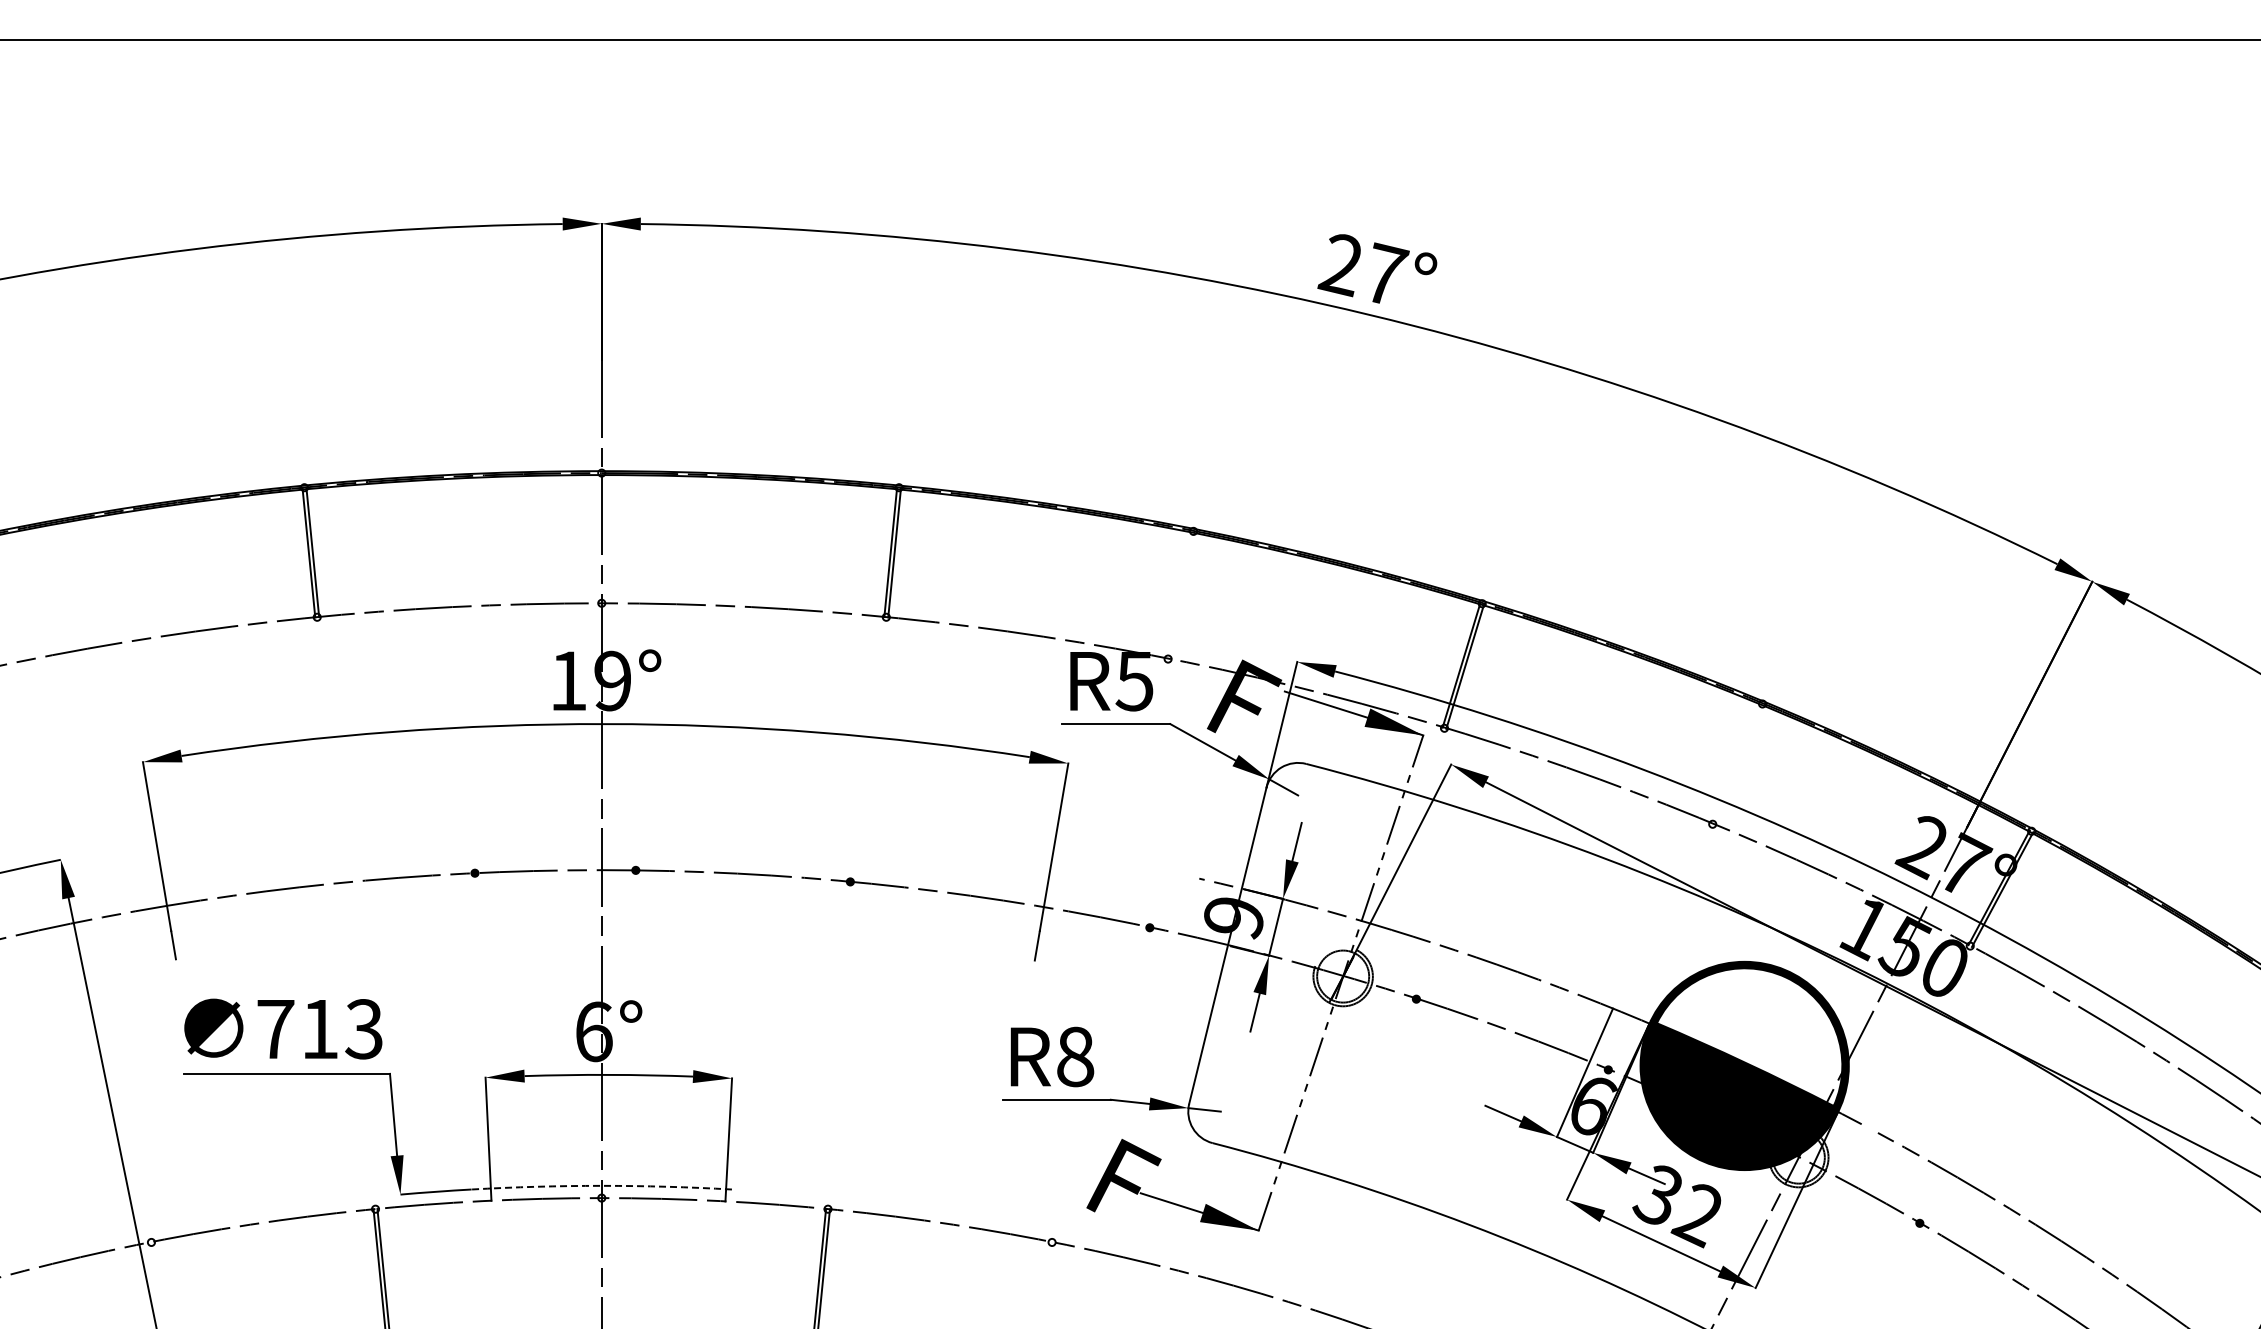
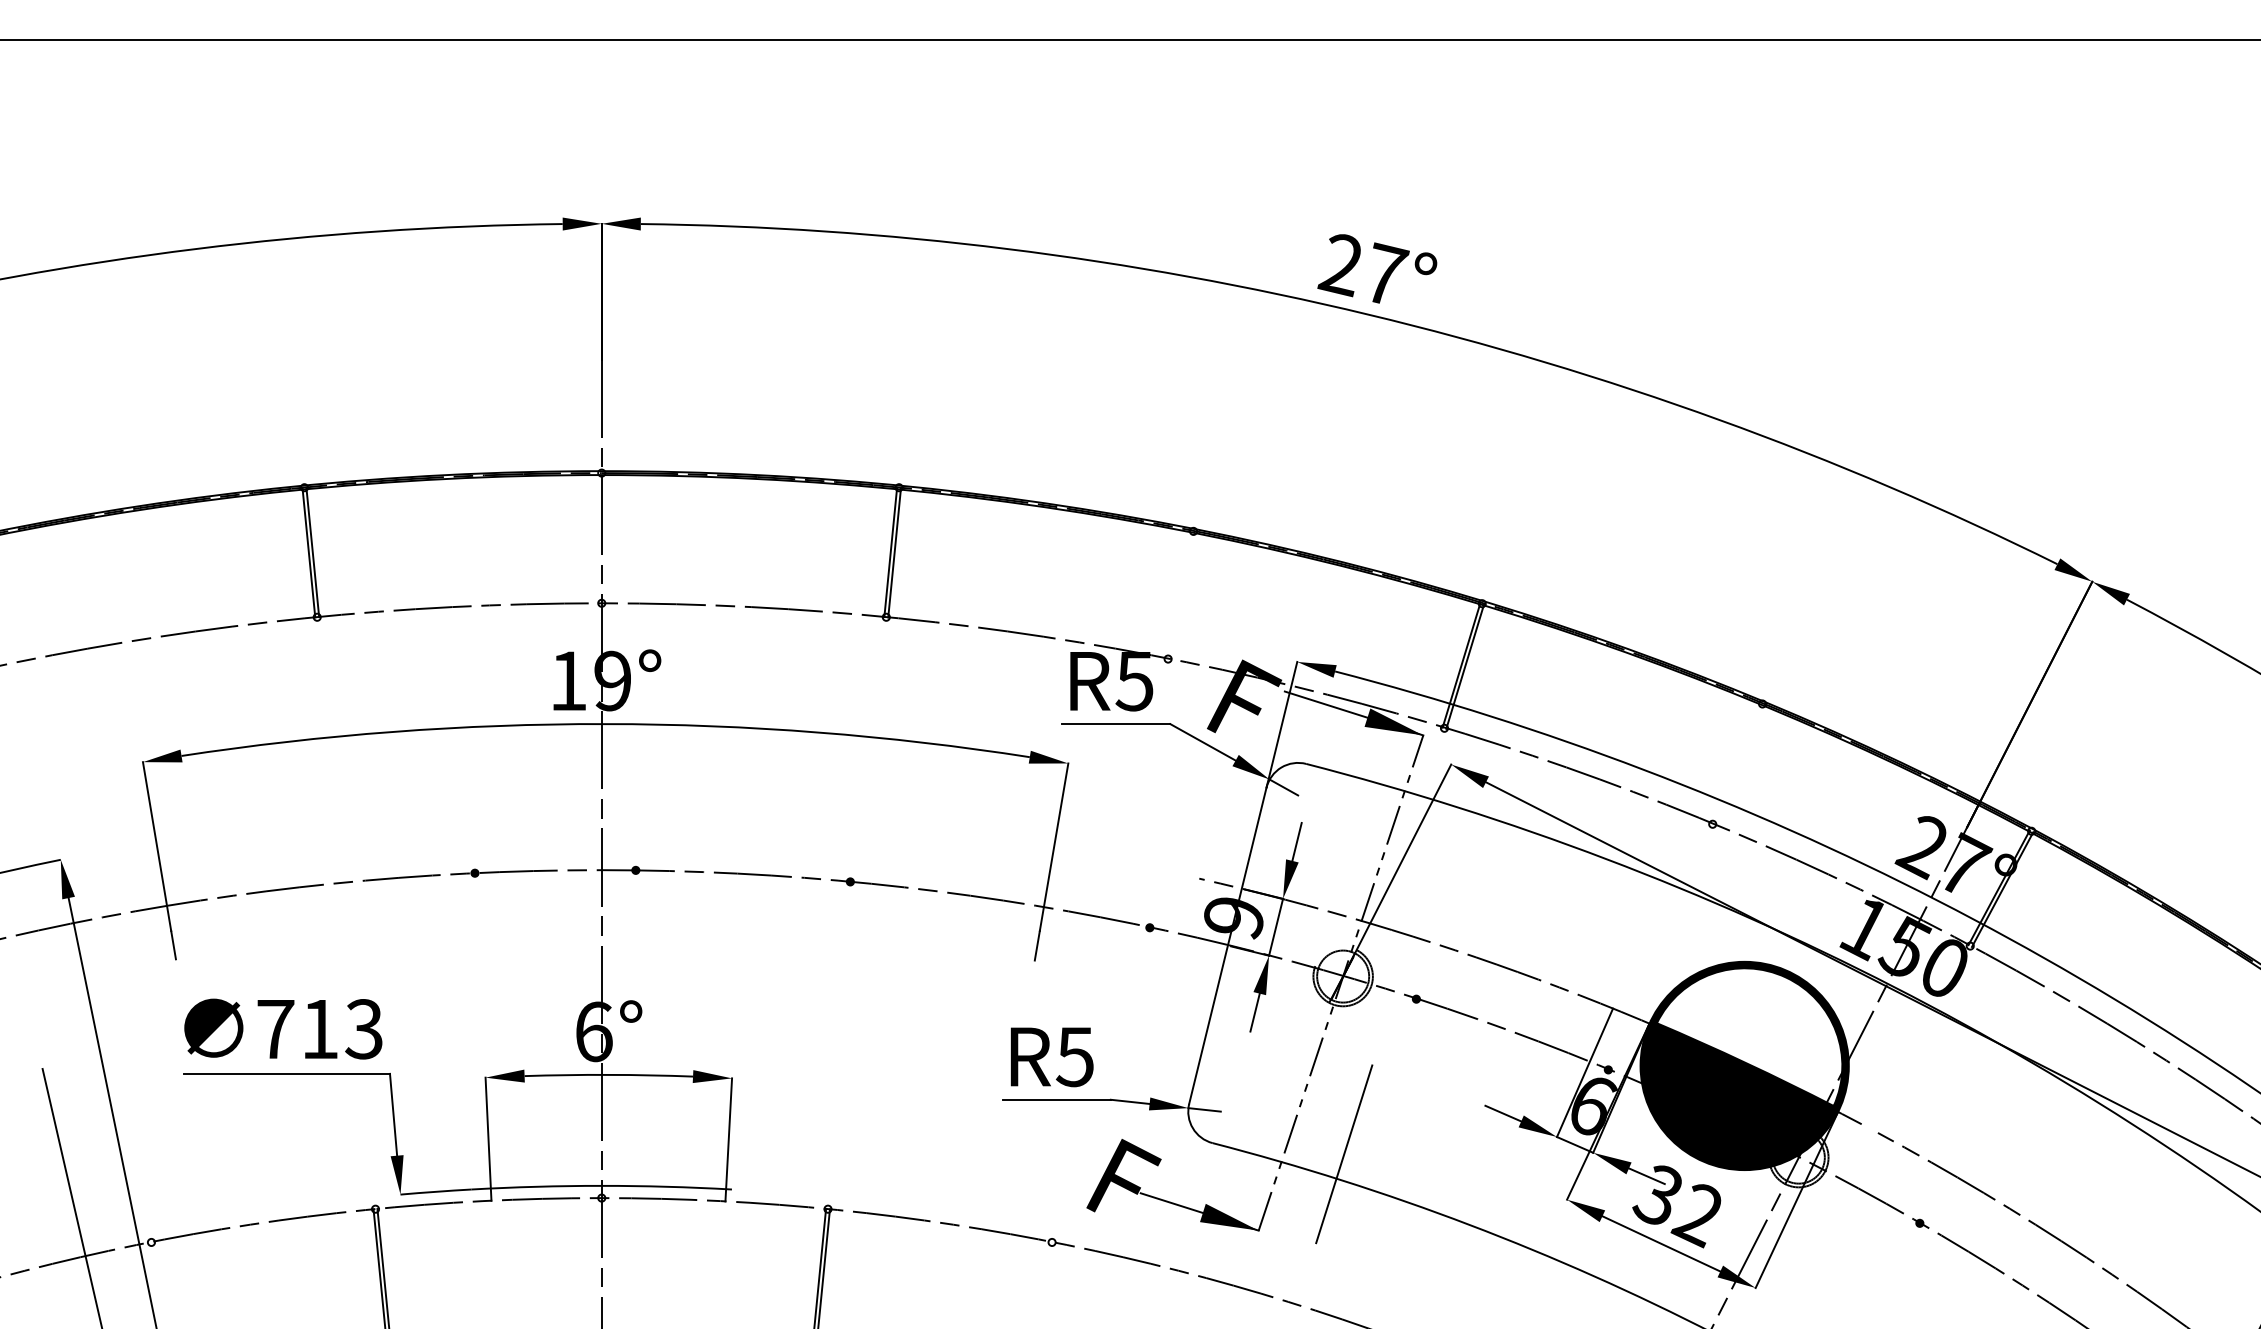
text: R8 -> R5 (1074, 1056)
line: none -> present (1344, 1154)
arc: dashed -> solid (601, 1185)
line: none -> present (71, 1196)
